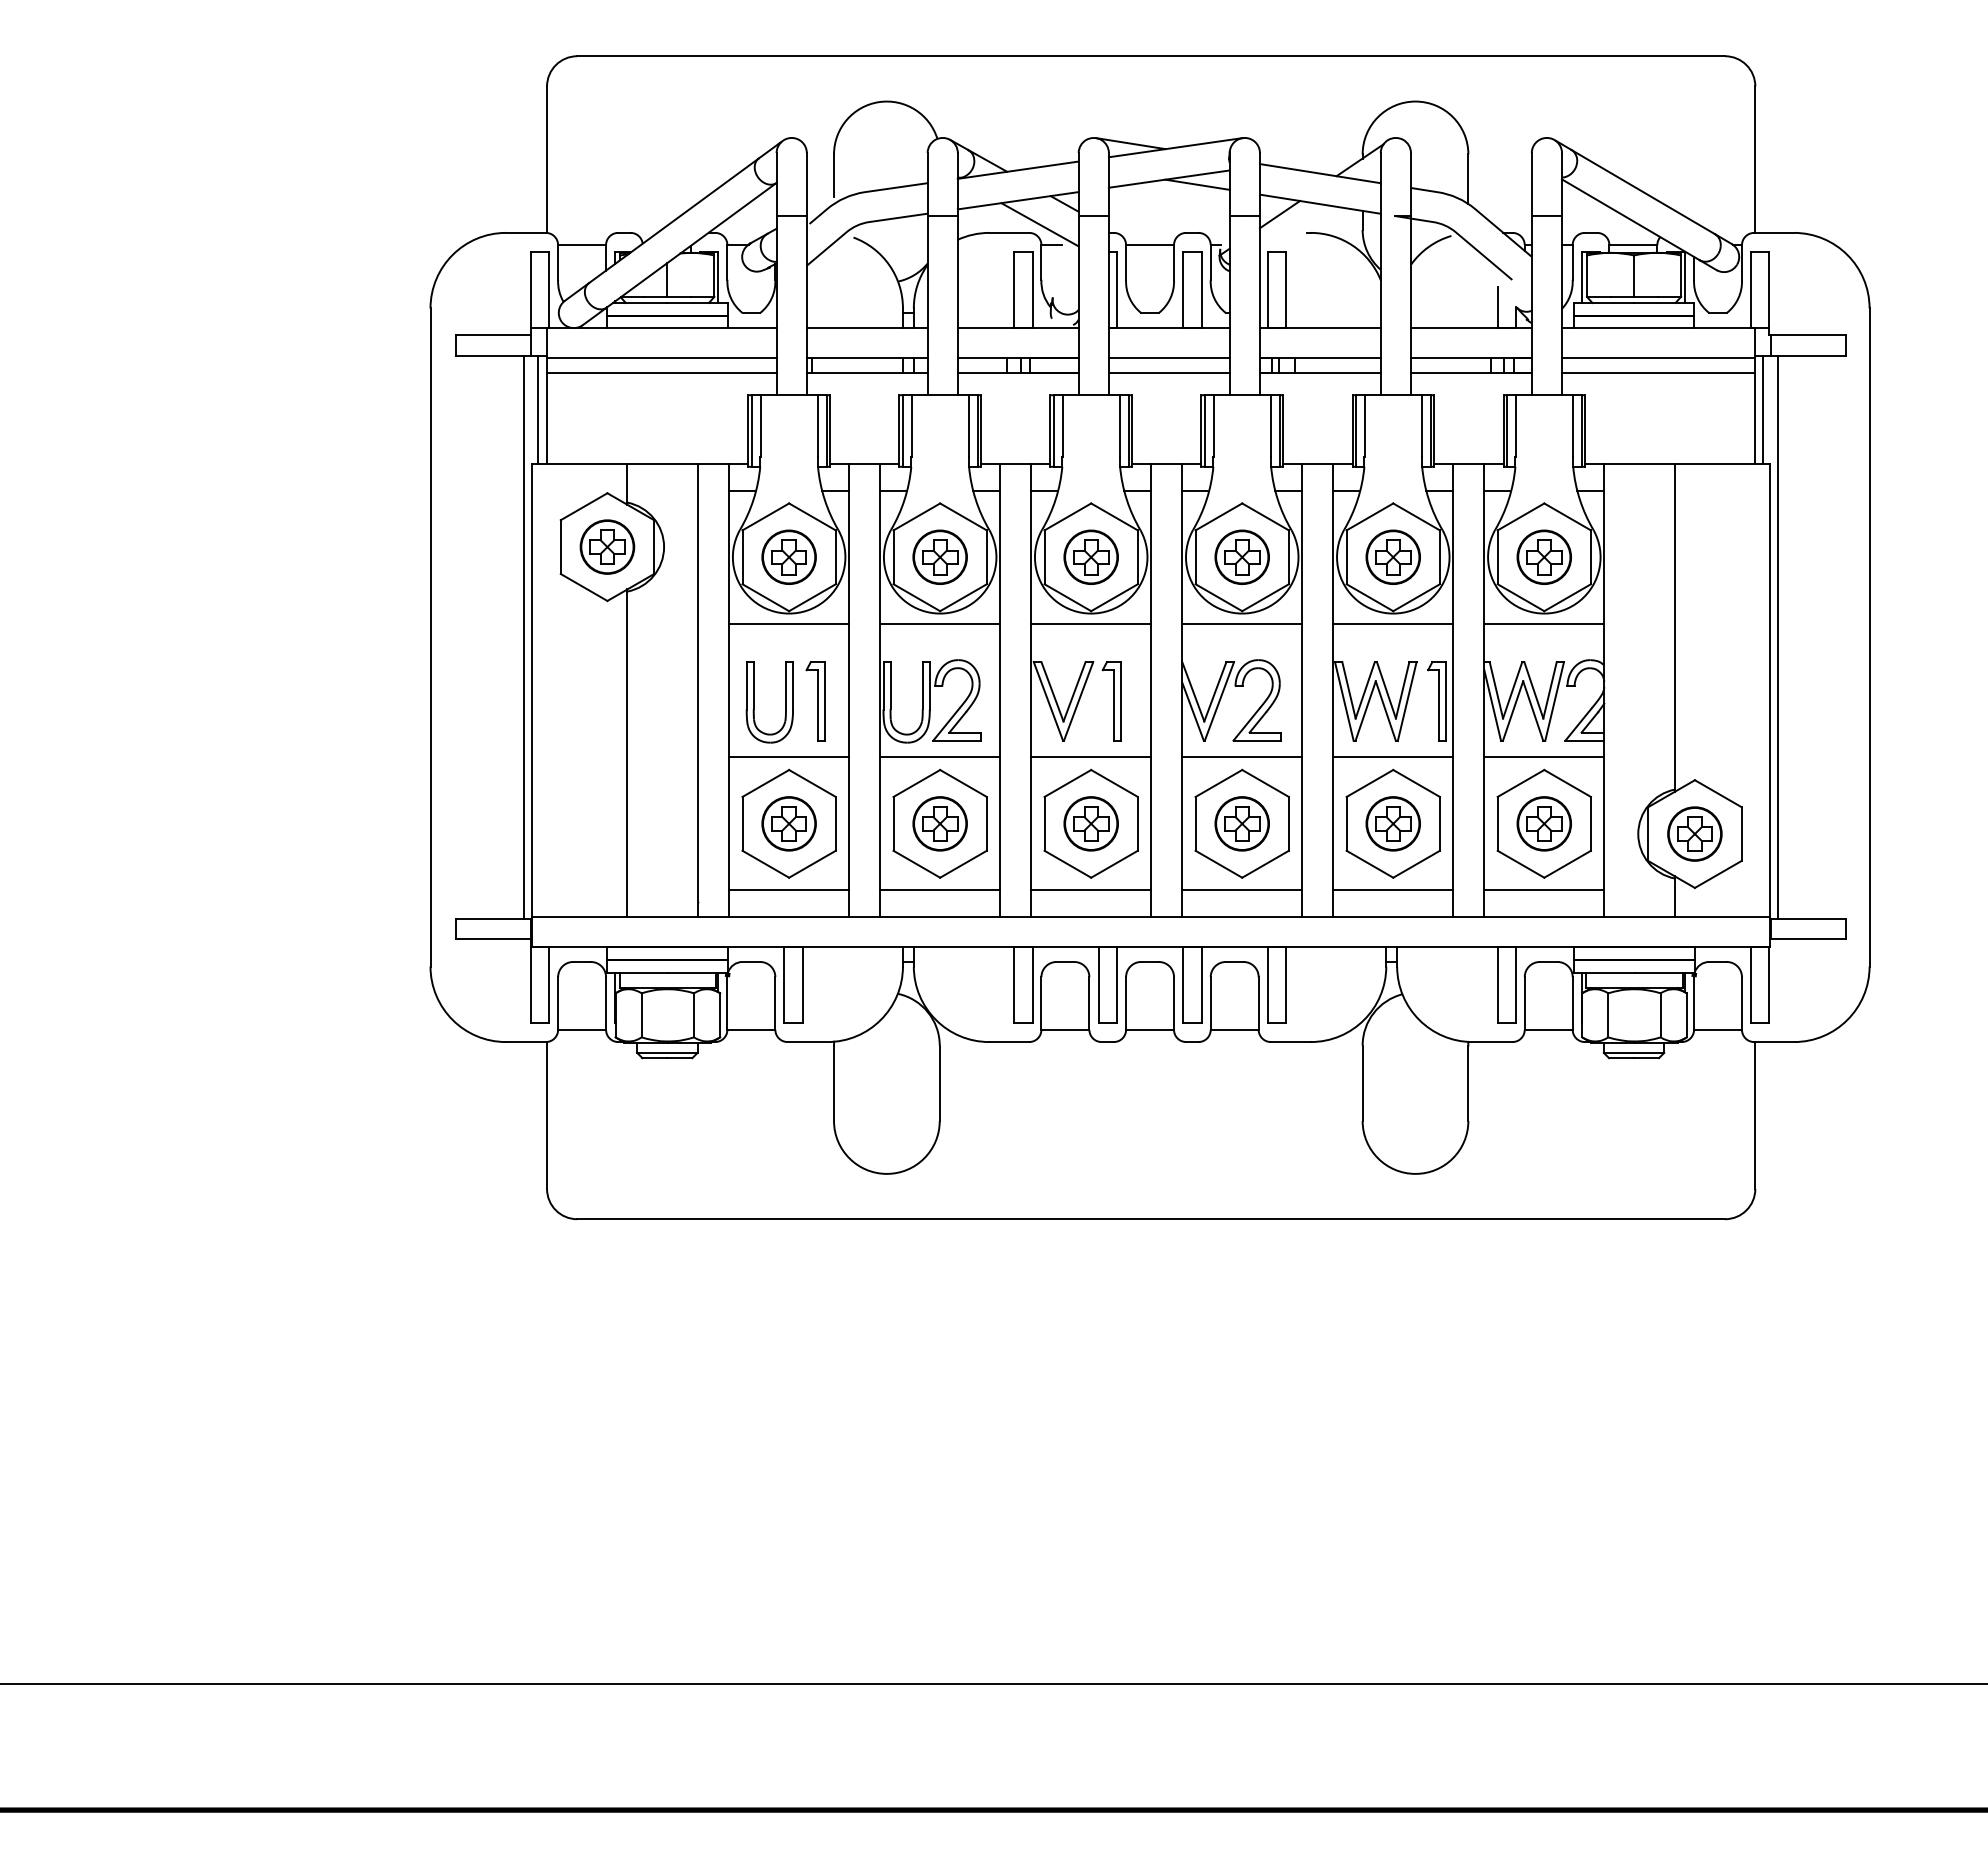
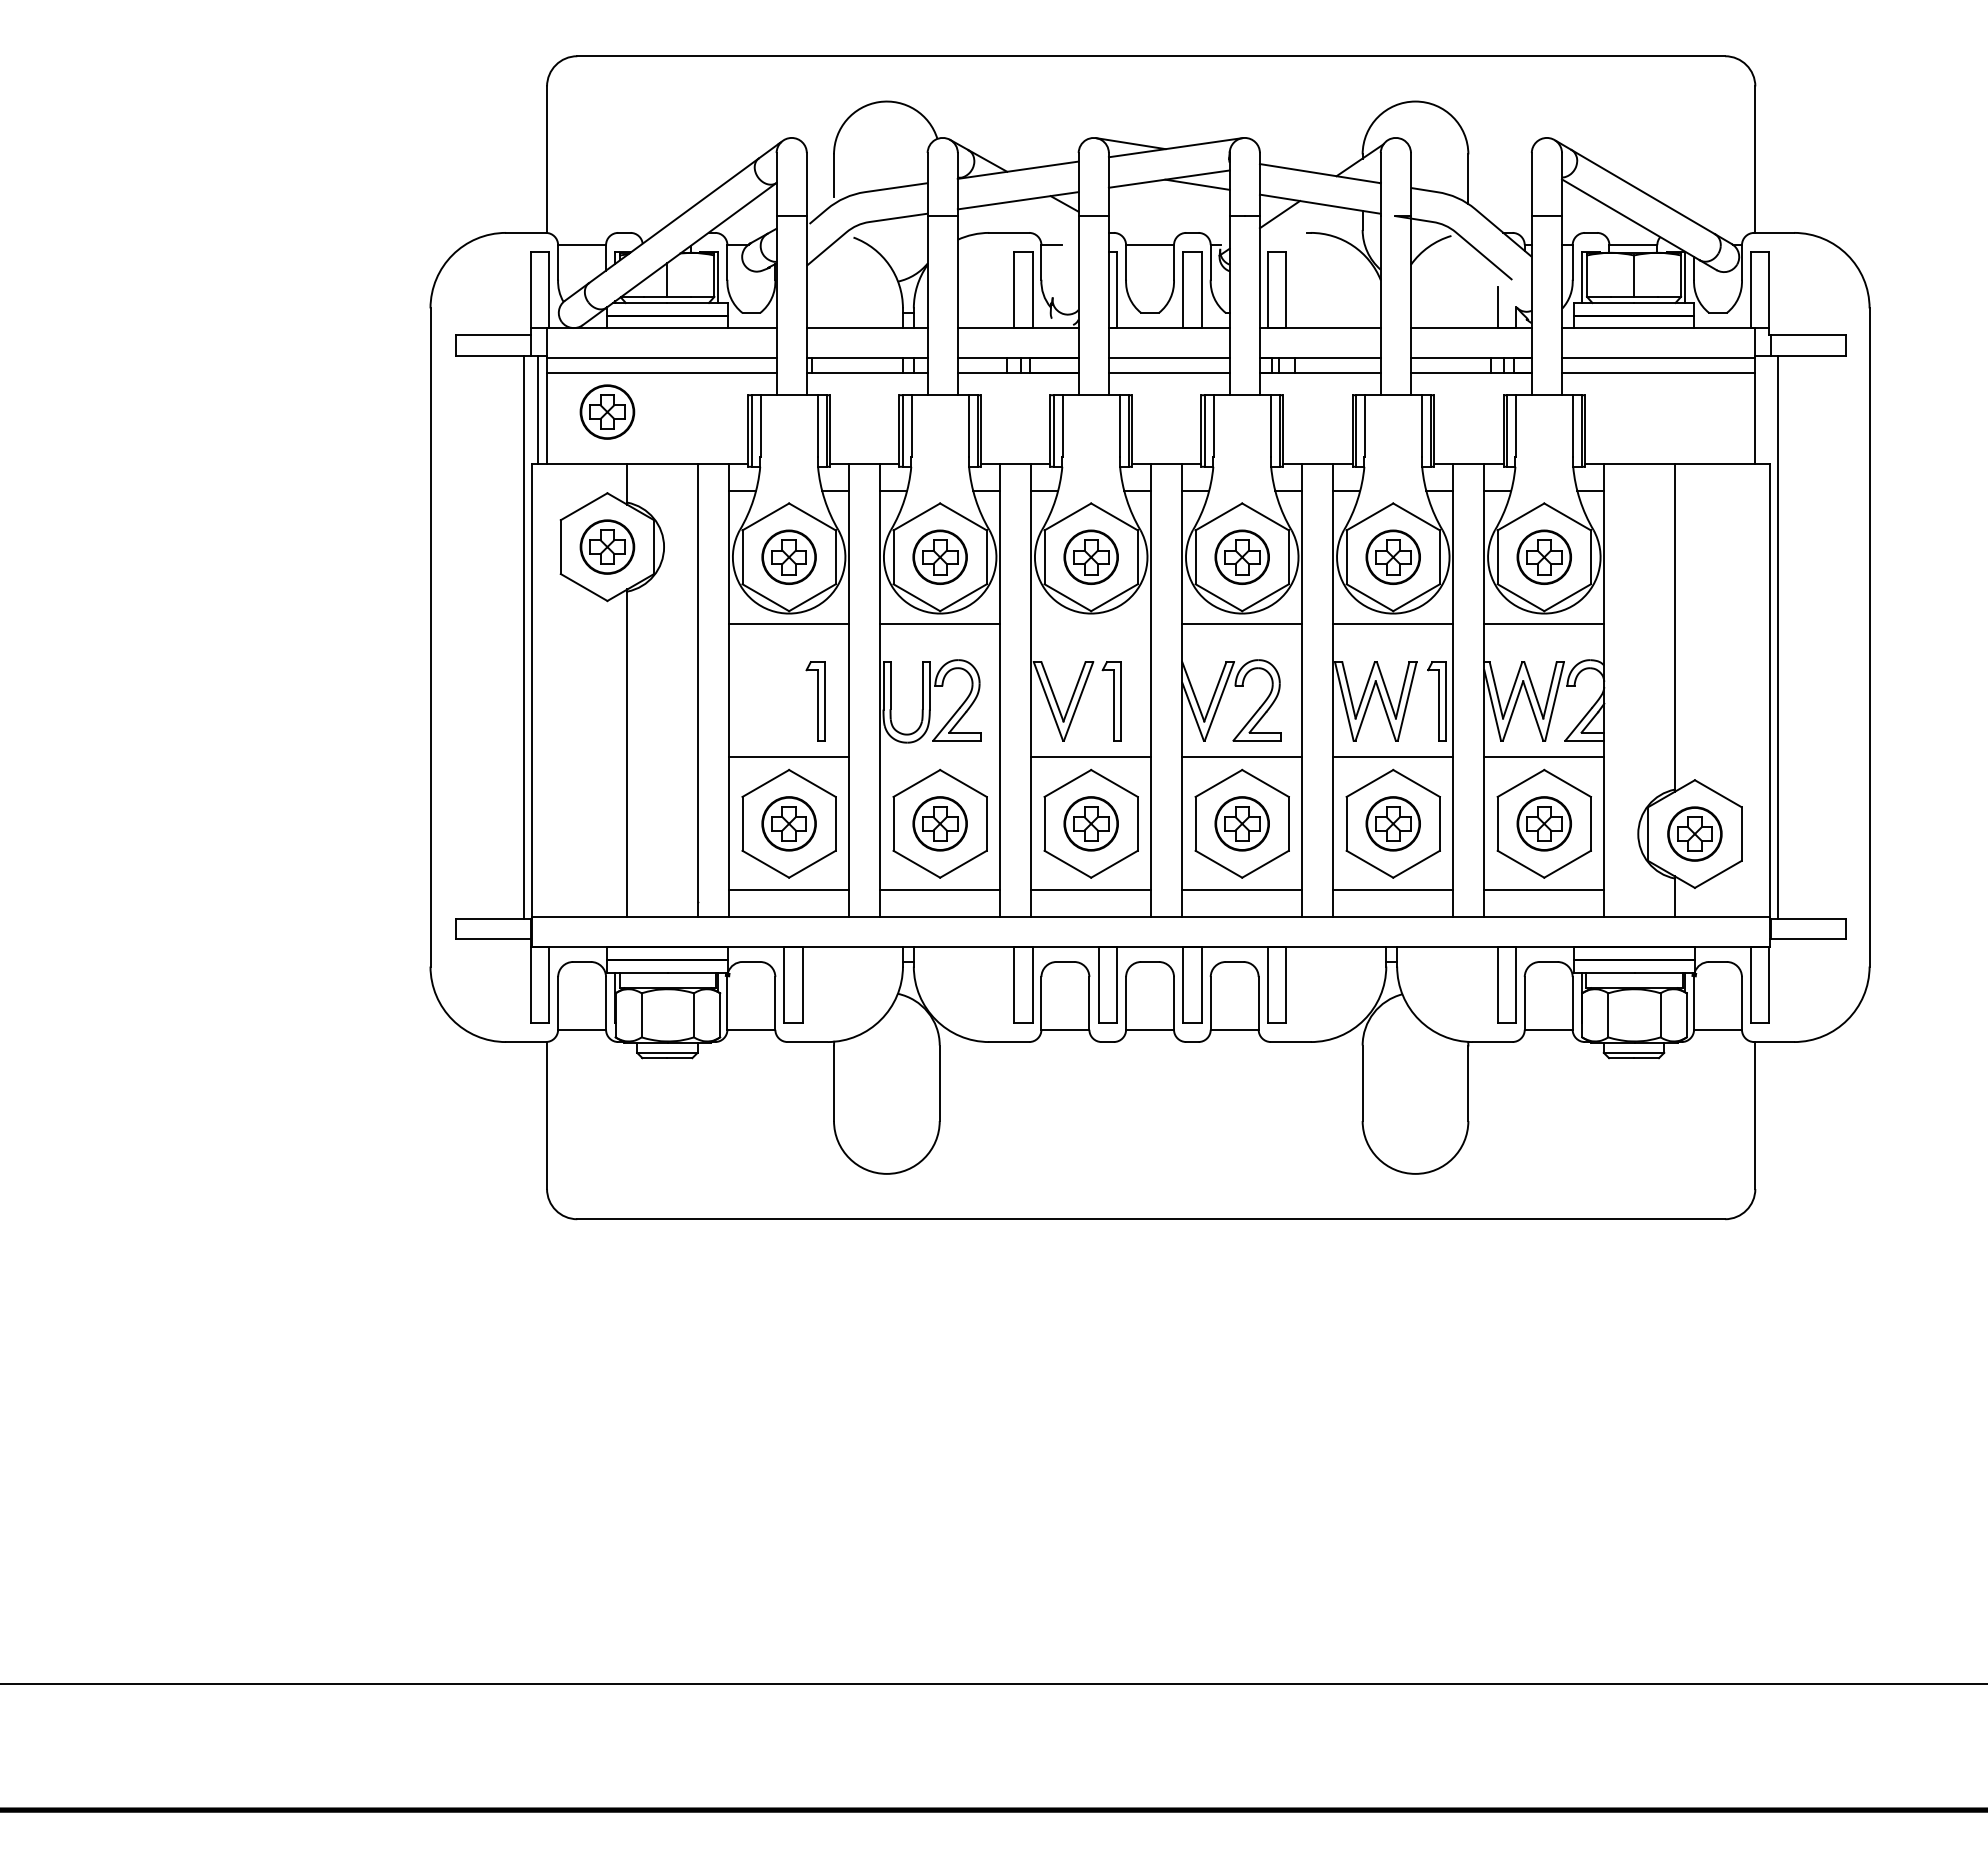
line: present -> none (1039, 224)
line: present -> none (1762, 410)
part: none -> present (607, 411)
line: present -> none (1091, 623)
part: present -> none (754, 702)
line: present -> none (940, 757)
